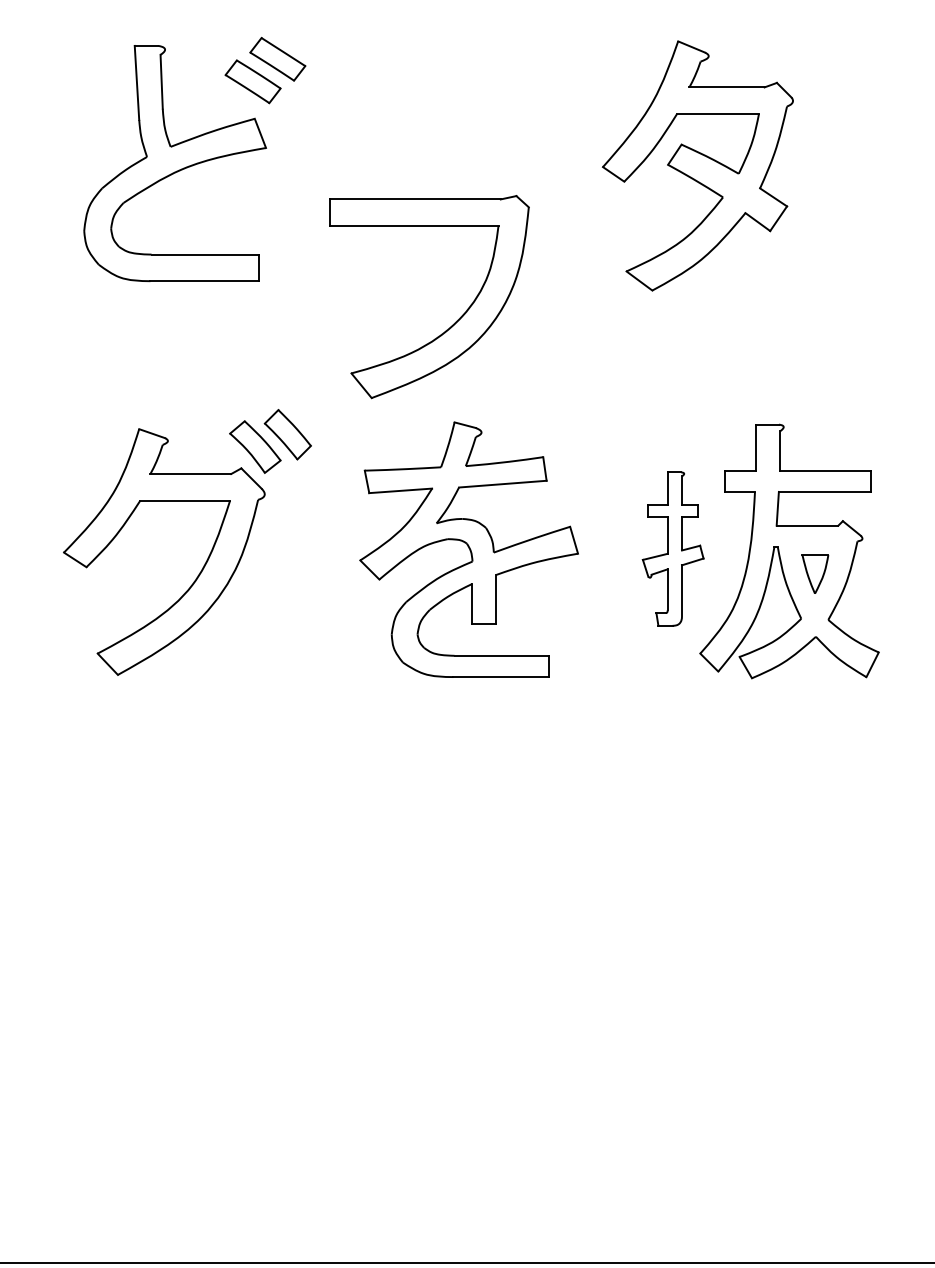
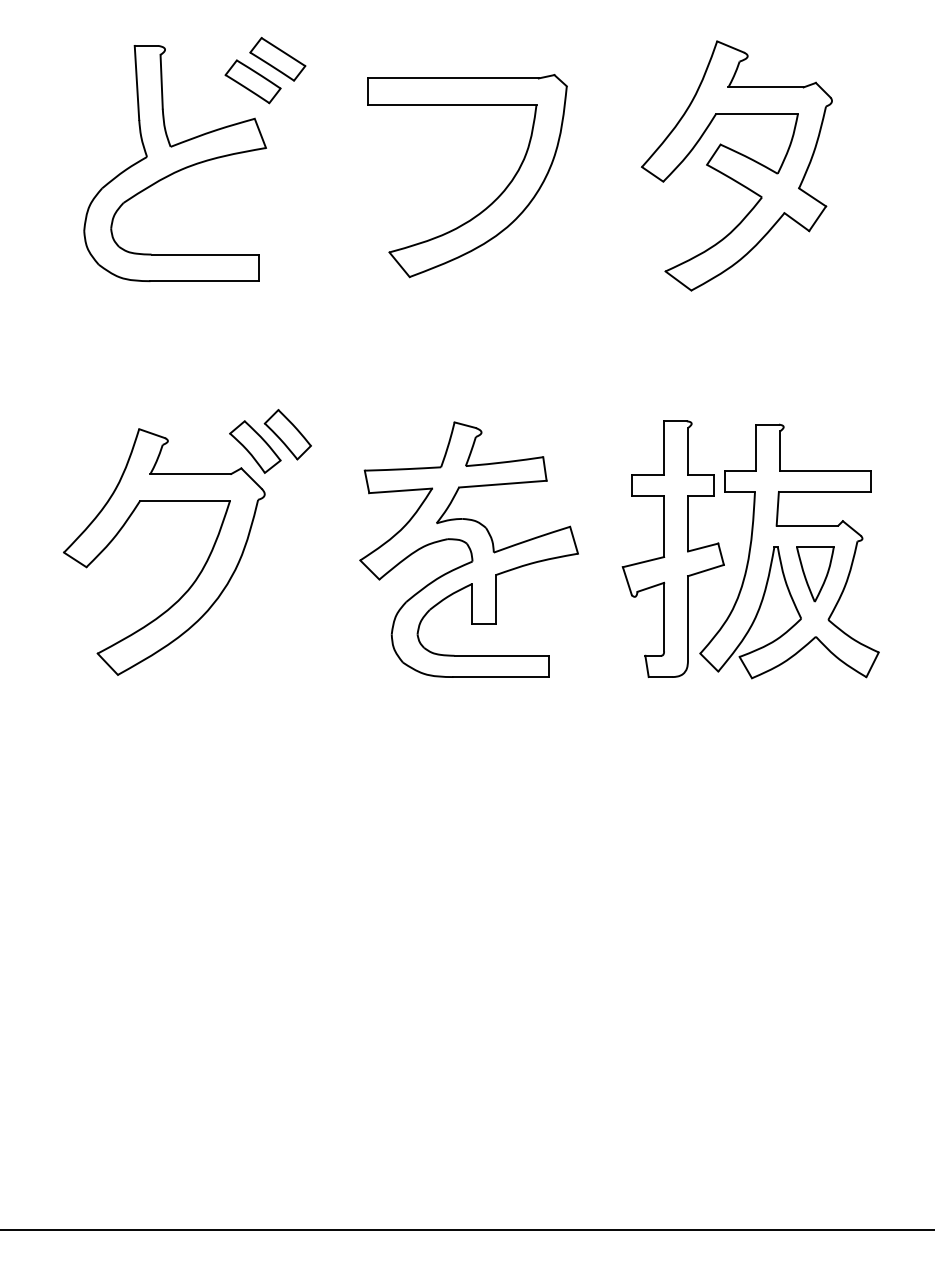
part position: (697, 165) -> (736, 165) (736, 165)
part position: (454, 322) -> (492, 201) (492, 201)
part size: 64x156 px -> 104x258 px (672, 548)
part size: 29x40 px -> 39x57 px (815, 574)
line position: (466, 1262) -> (466, 1229) (466, 1229)
